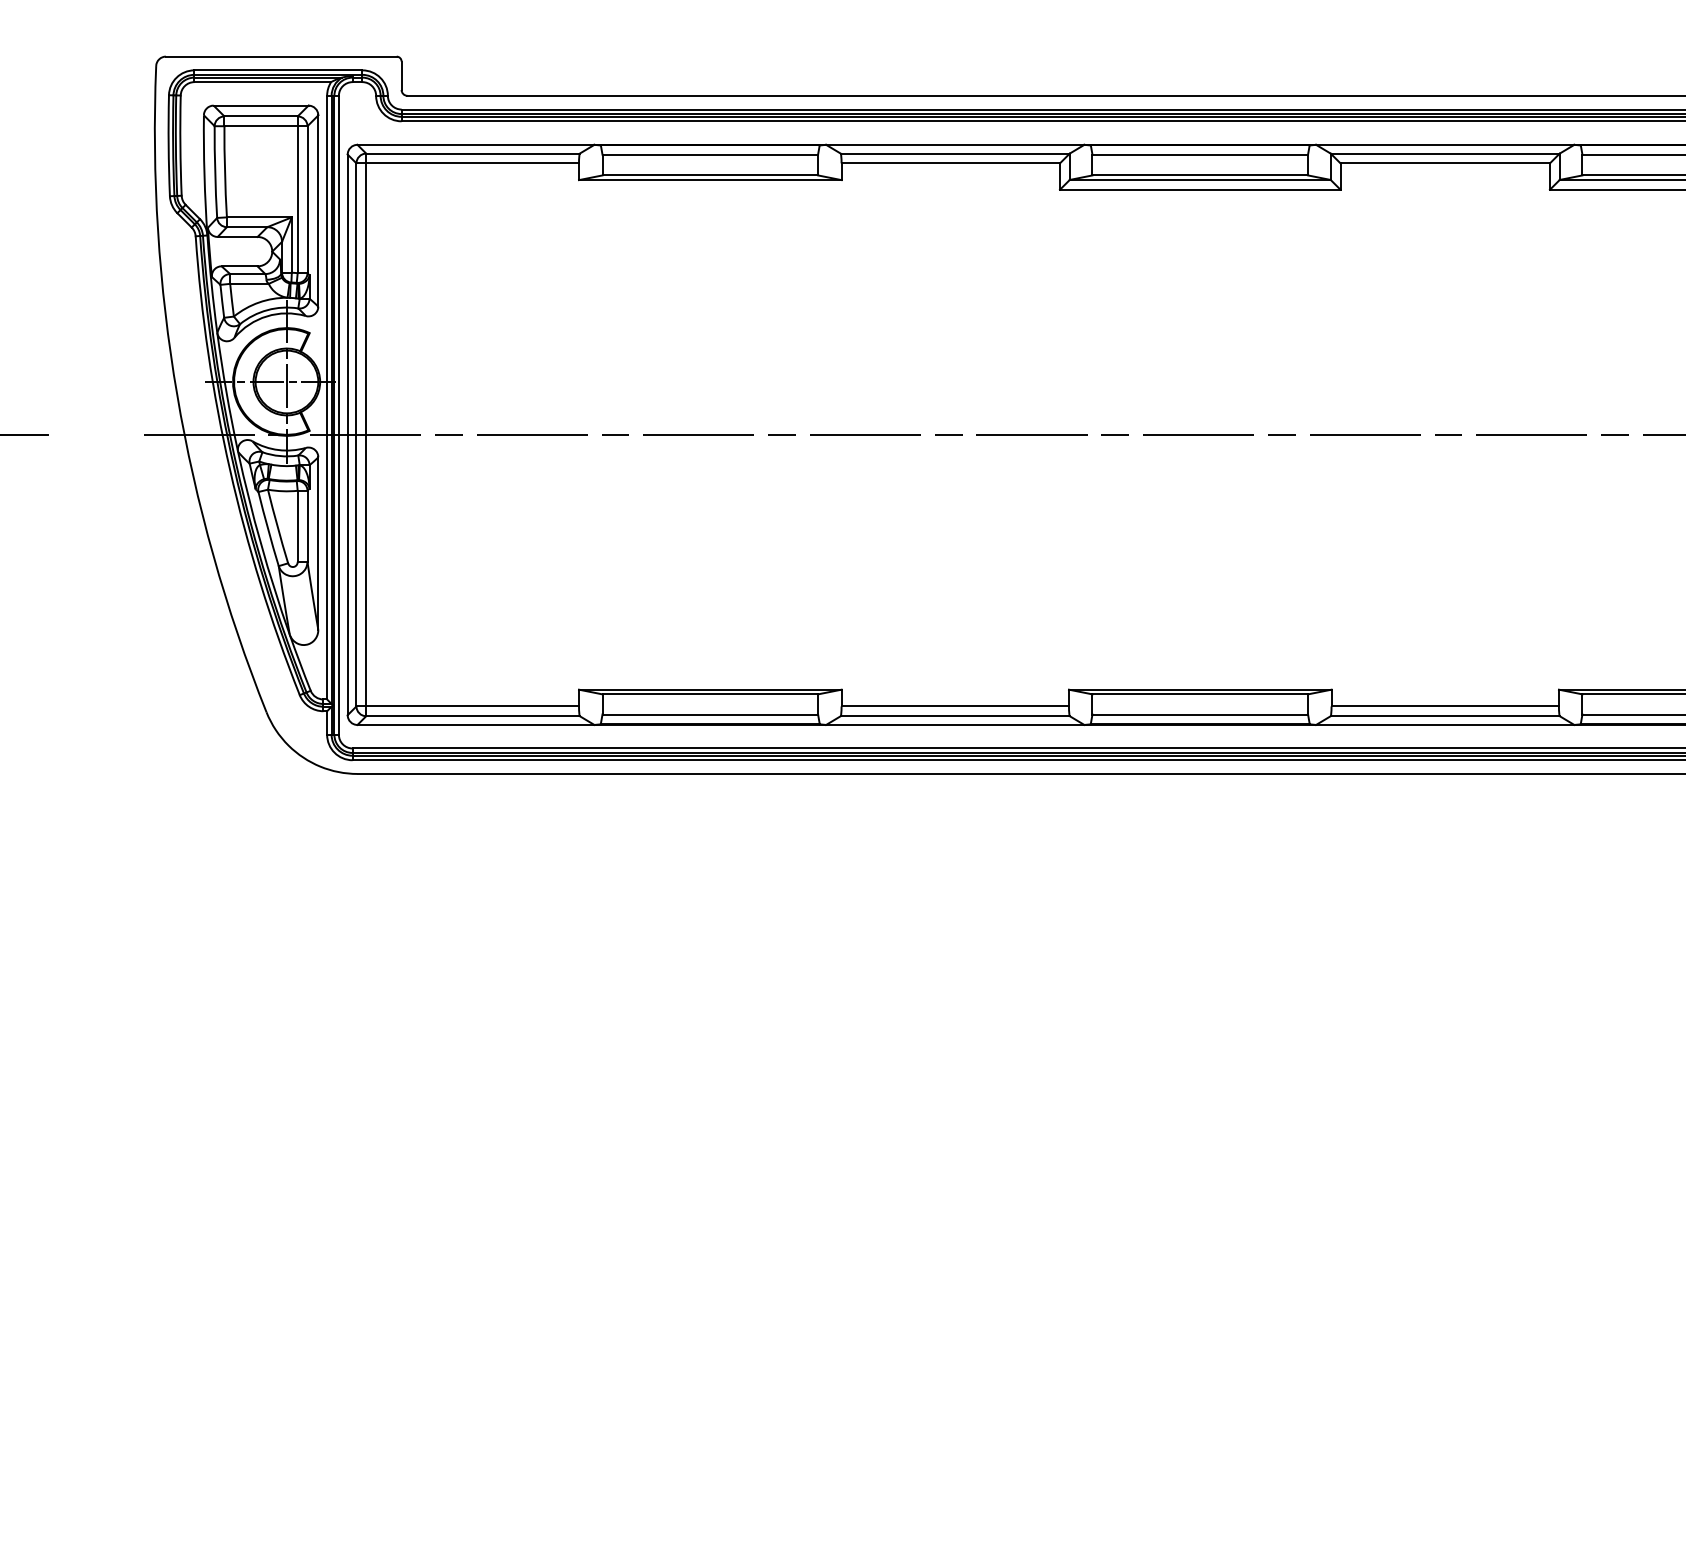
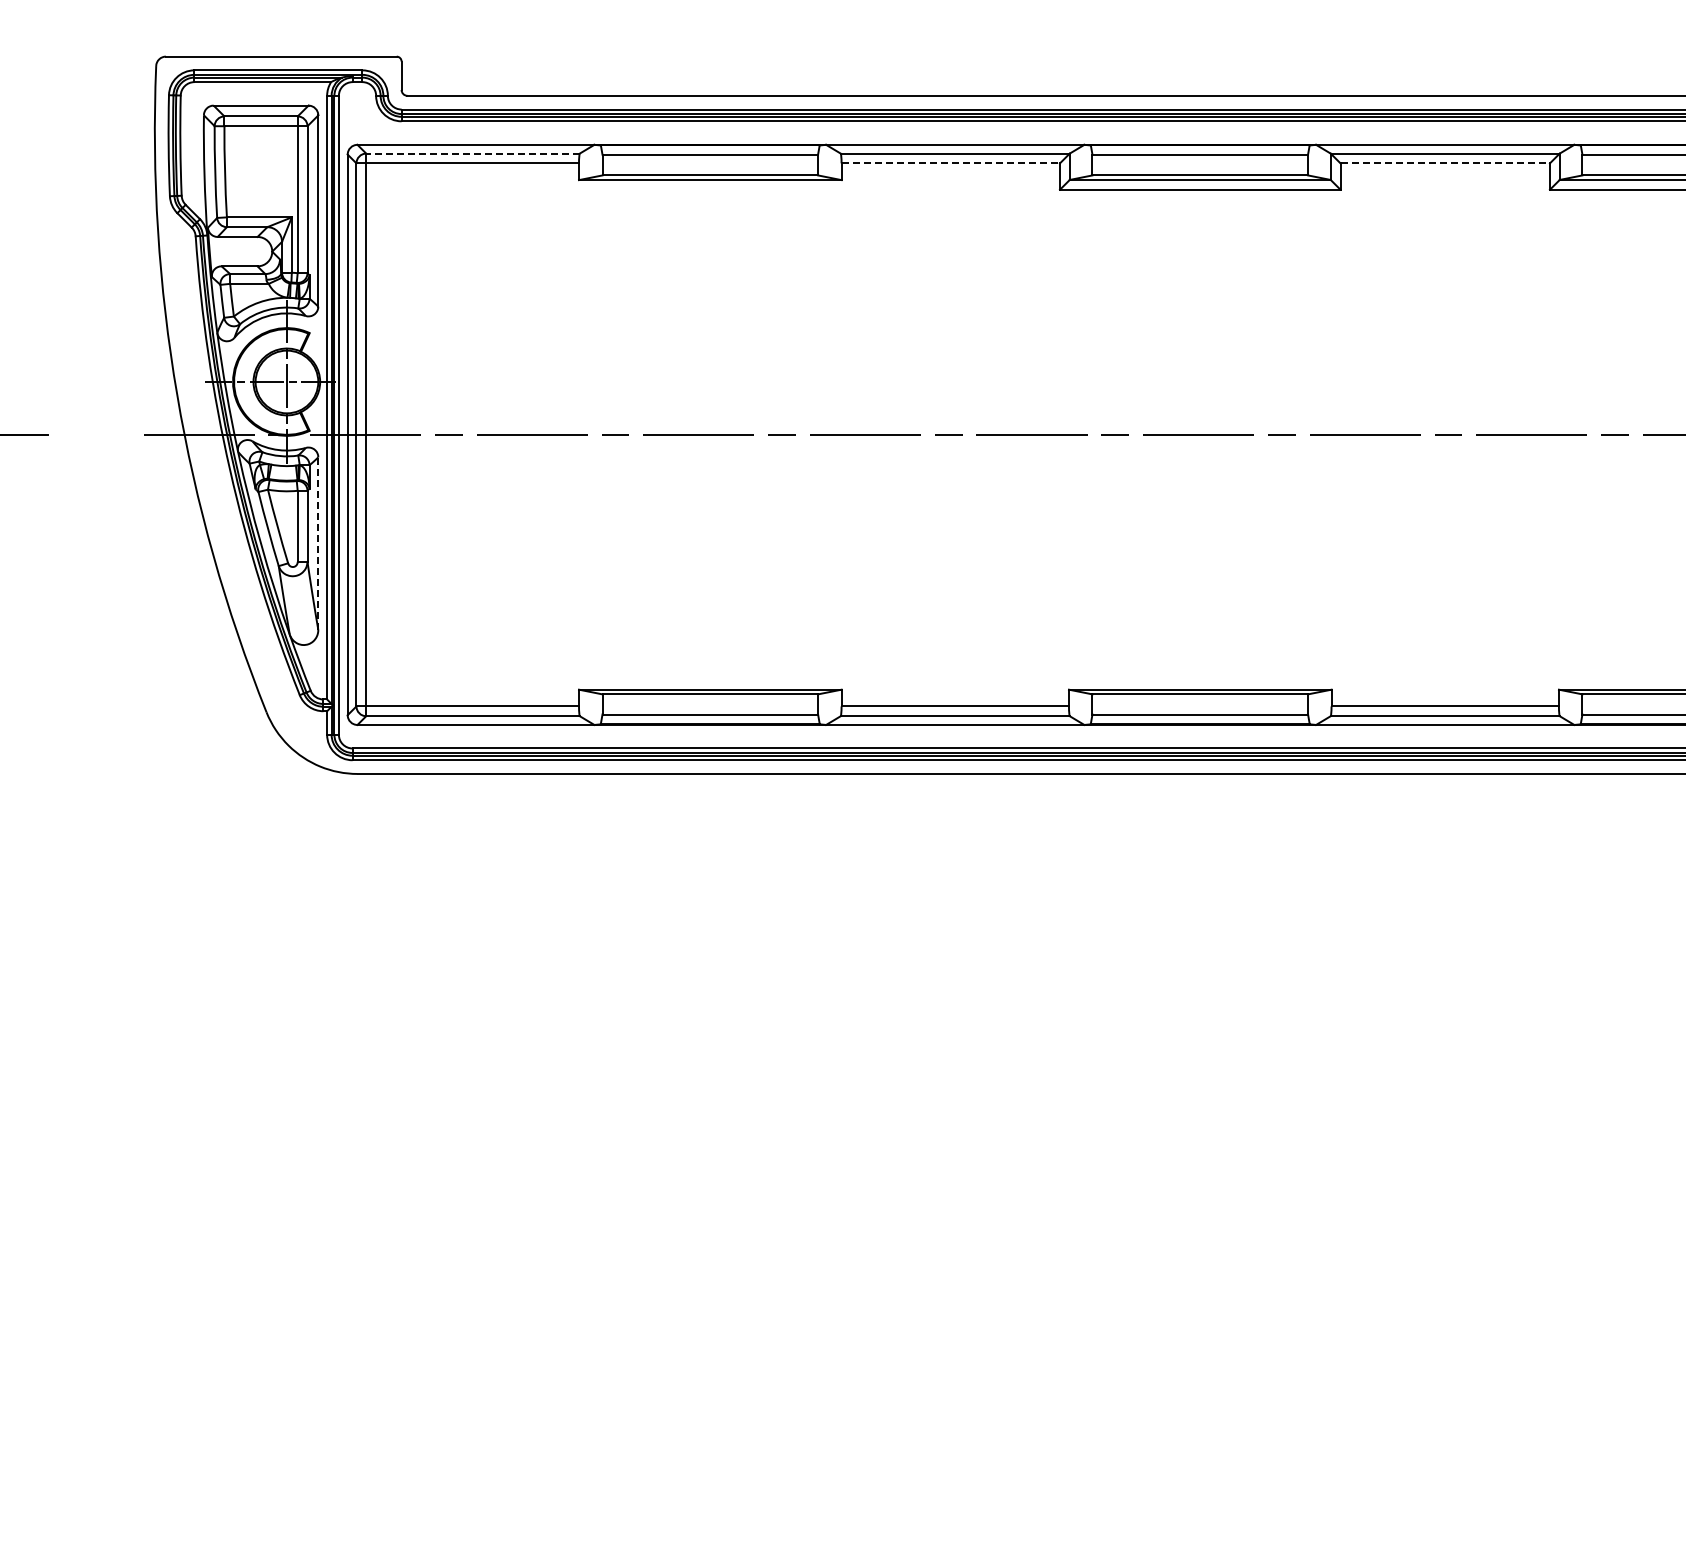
line: solid -> dashed (473, 153)
line: solid -> dashed (951, 163)
line: solid -> dashed (1445, 163)
line: solid -> dashed (318, 543)
